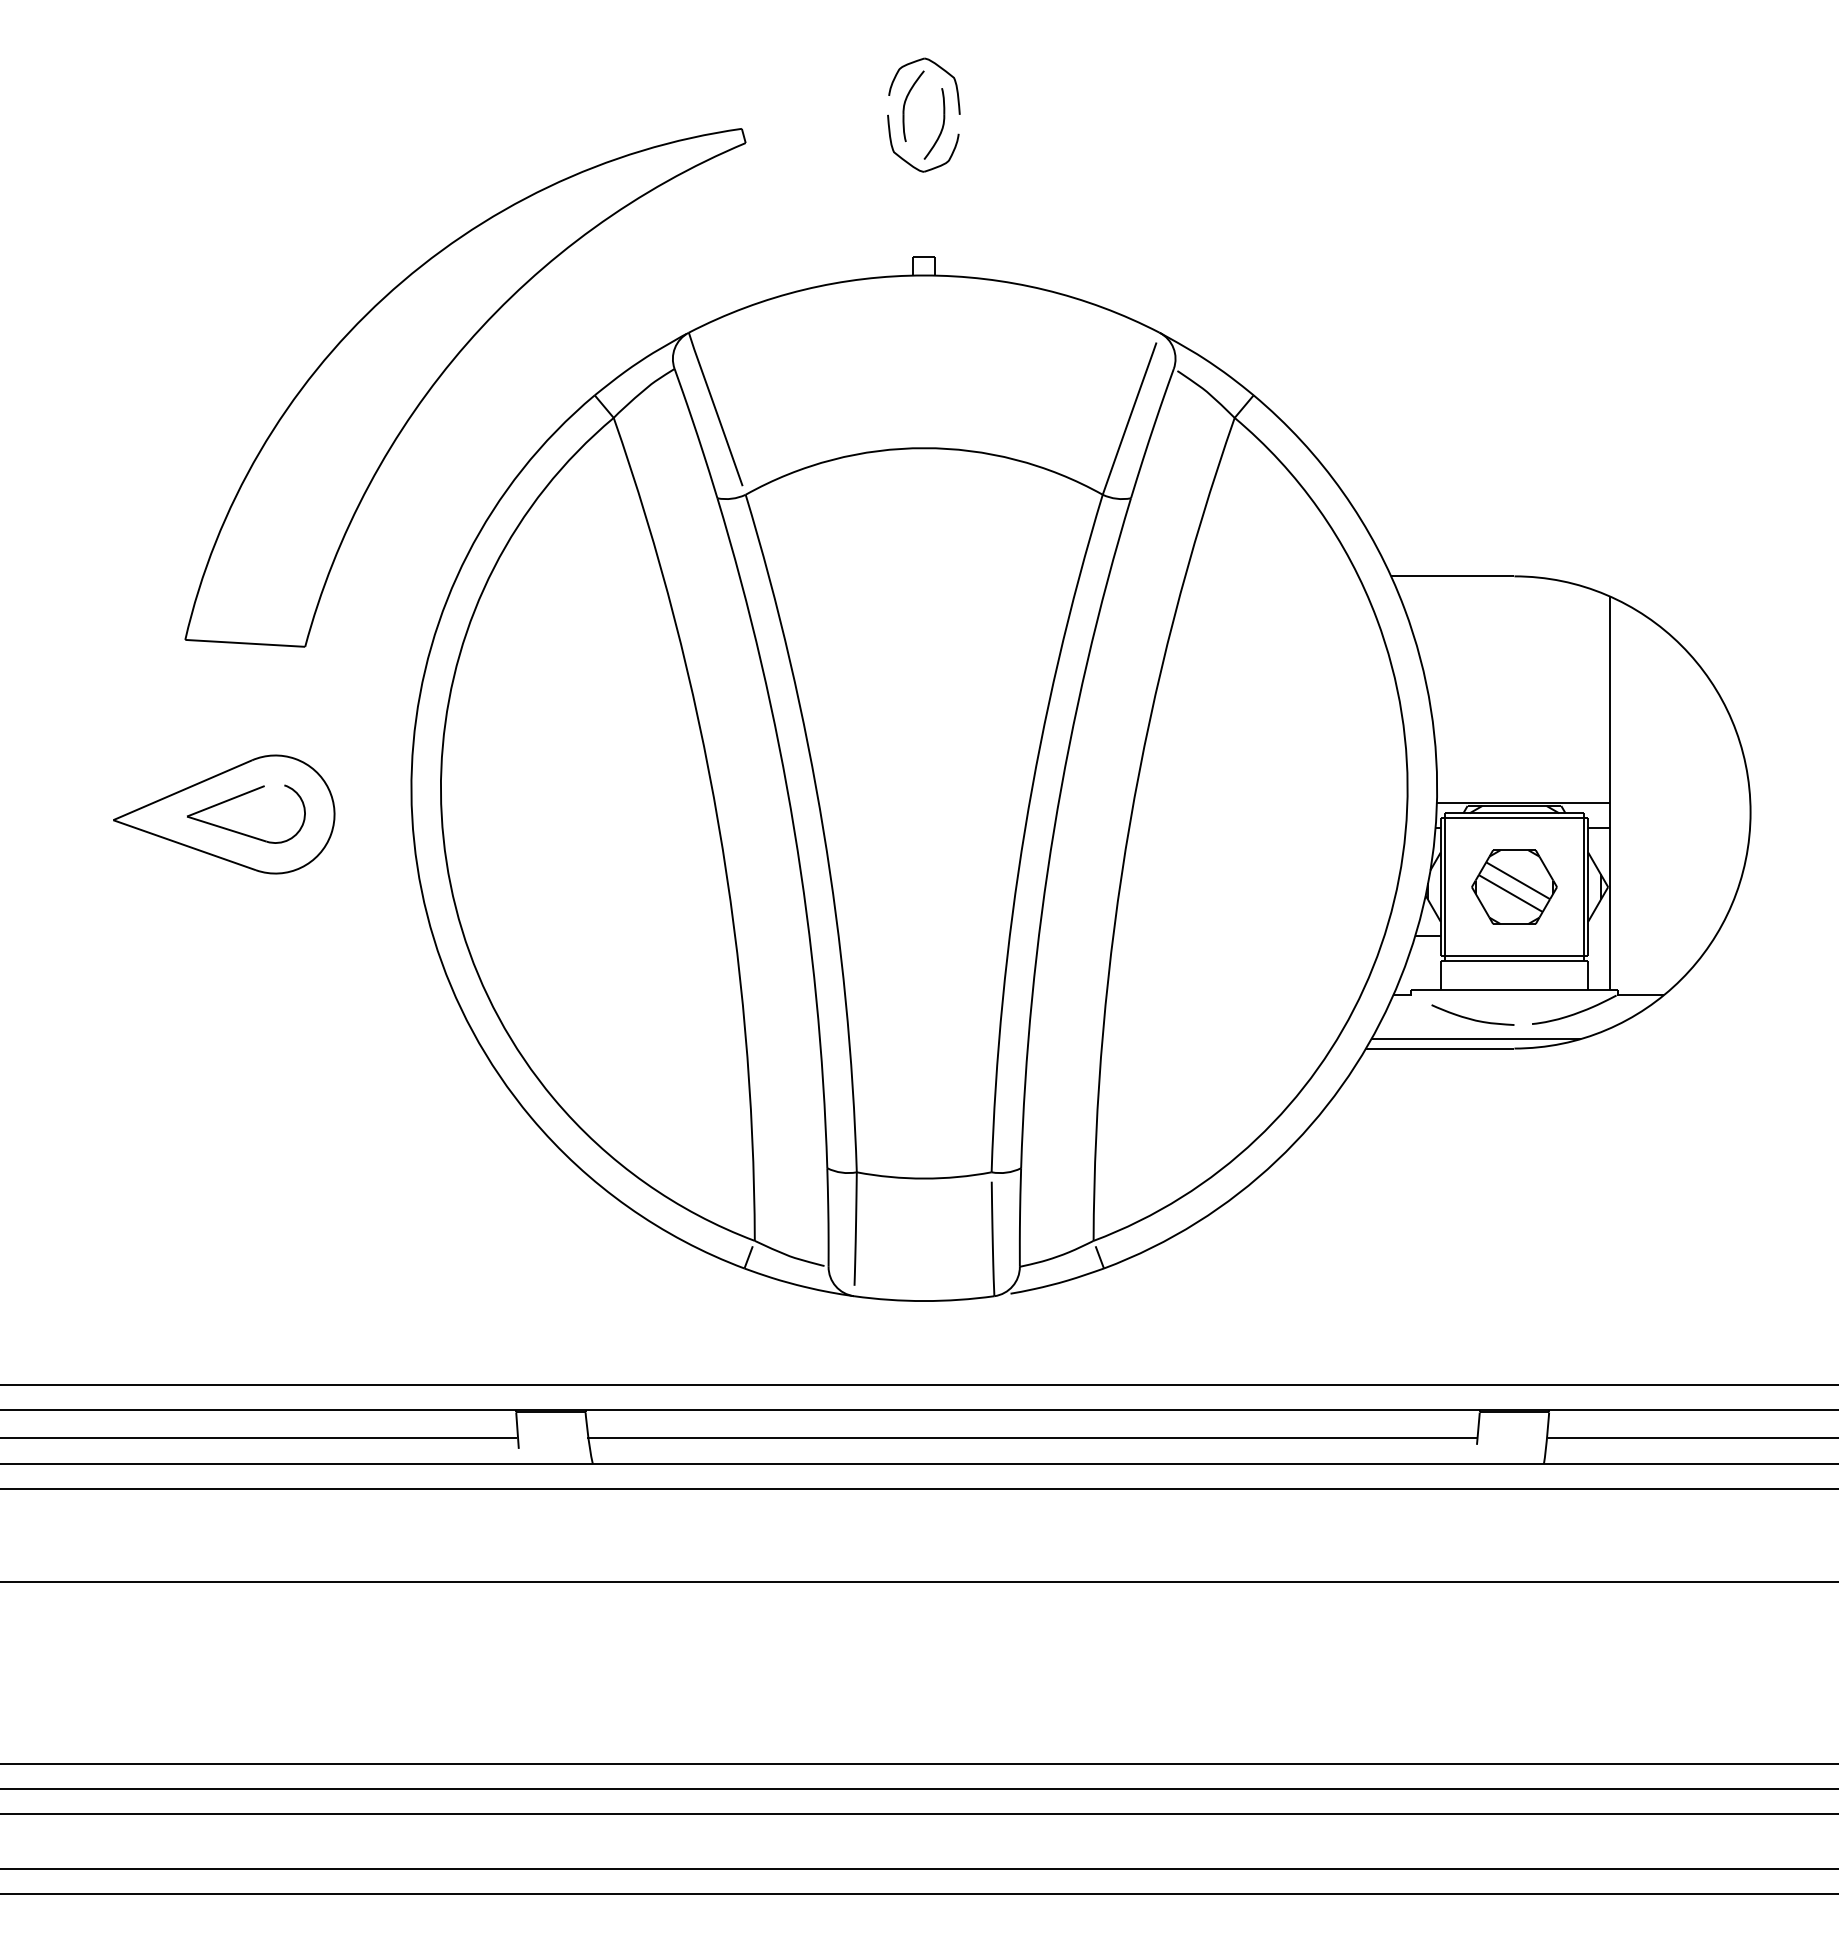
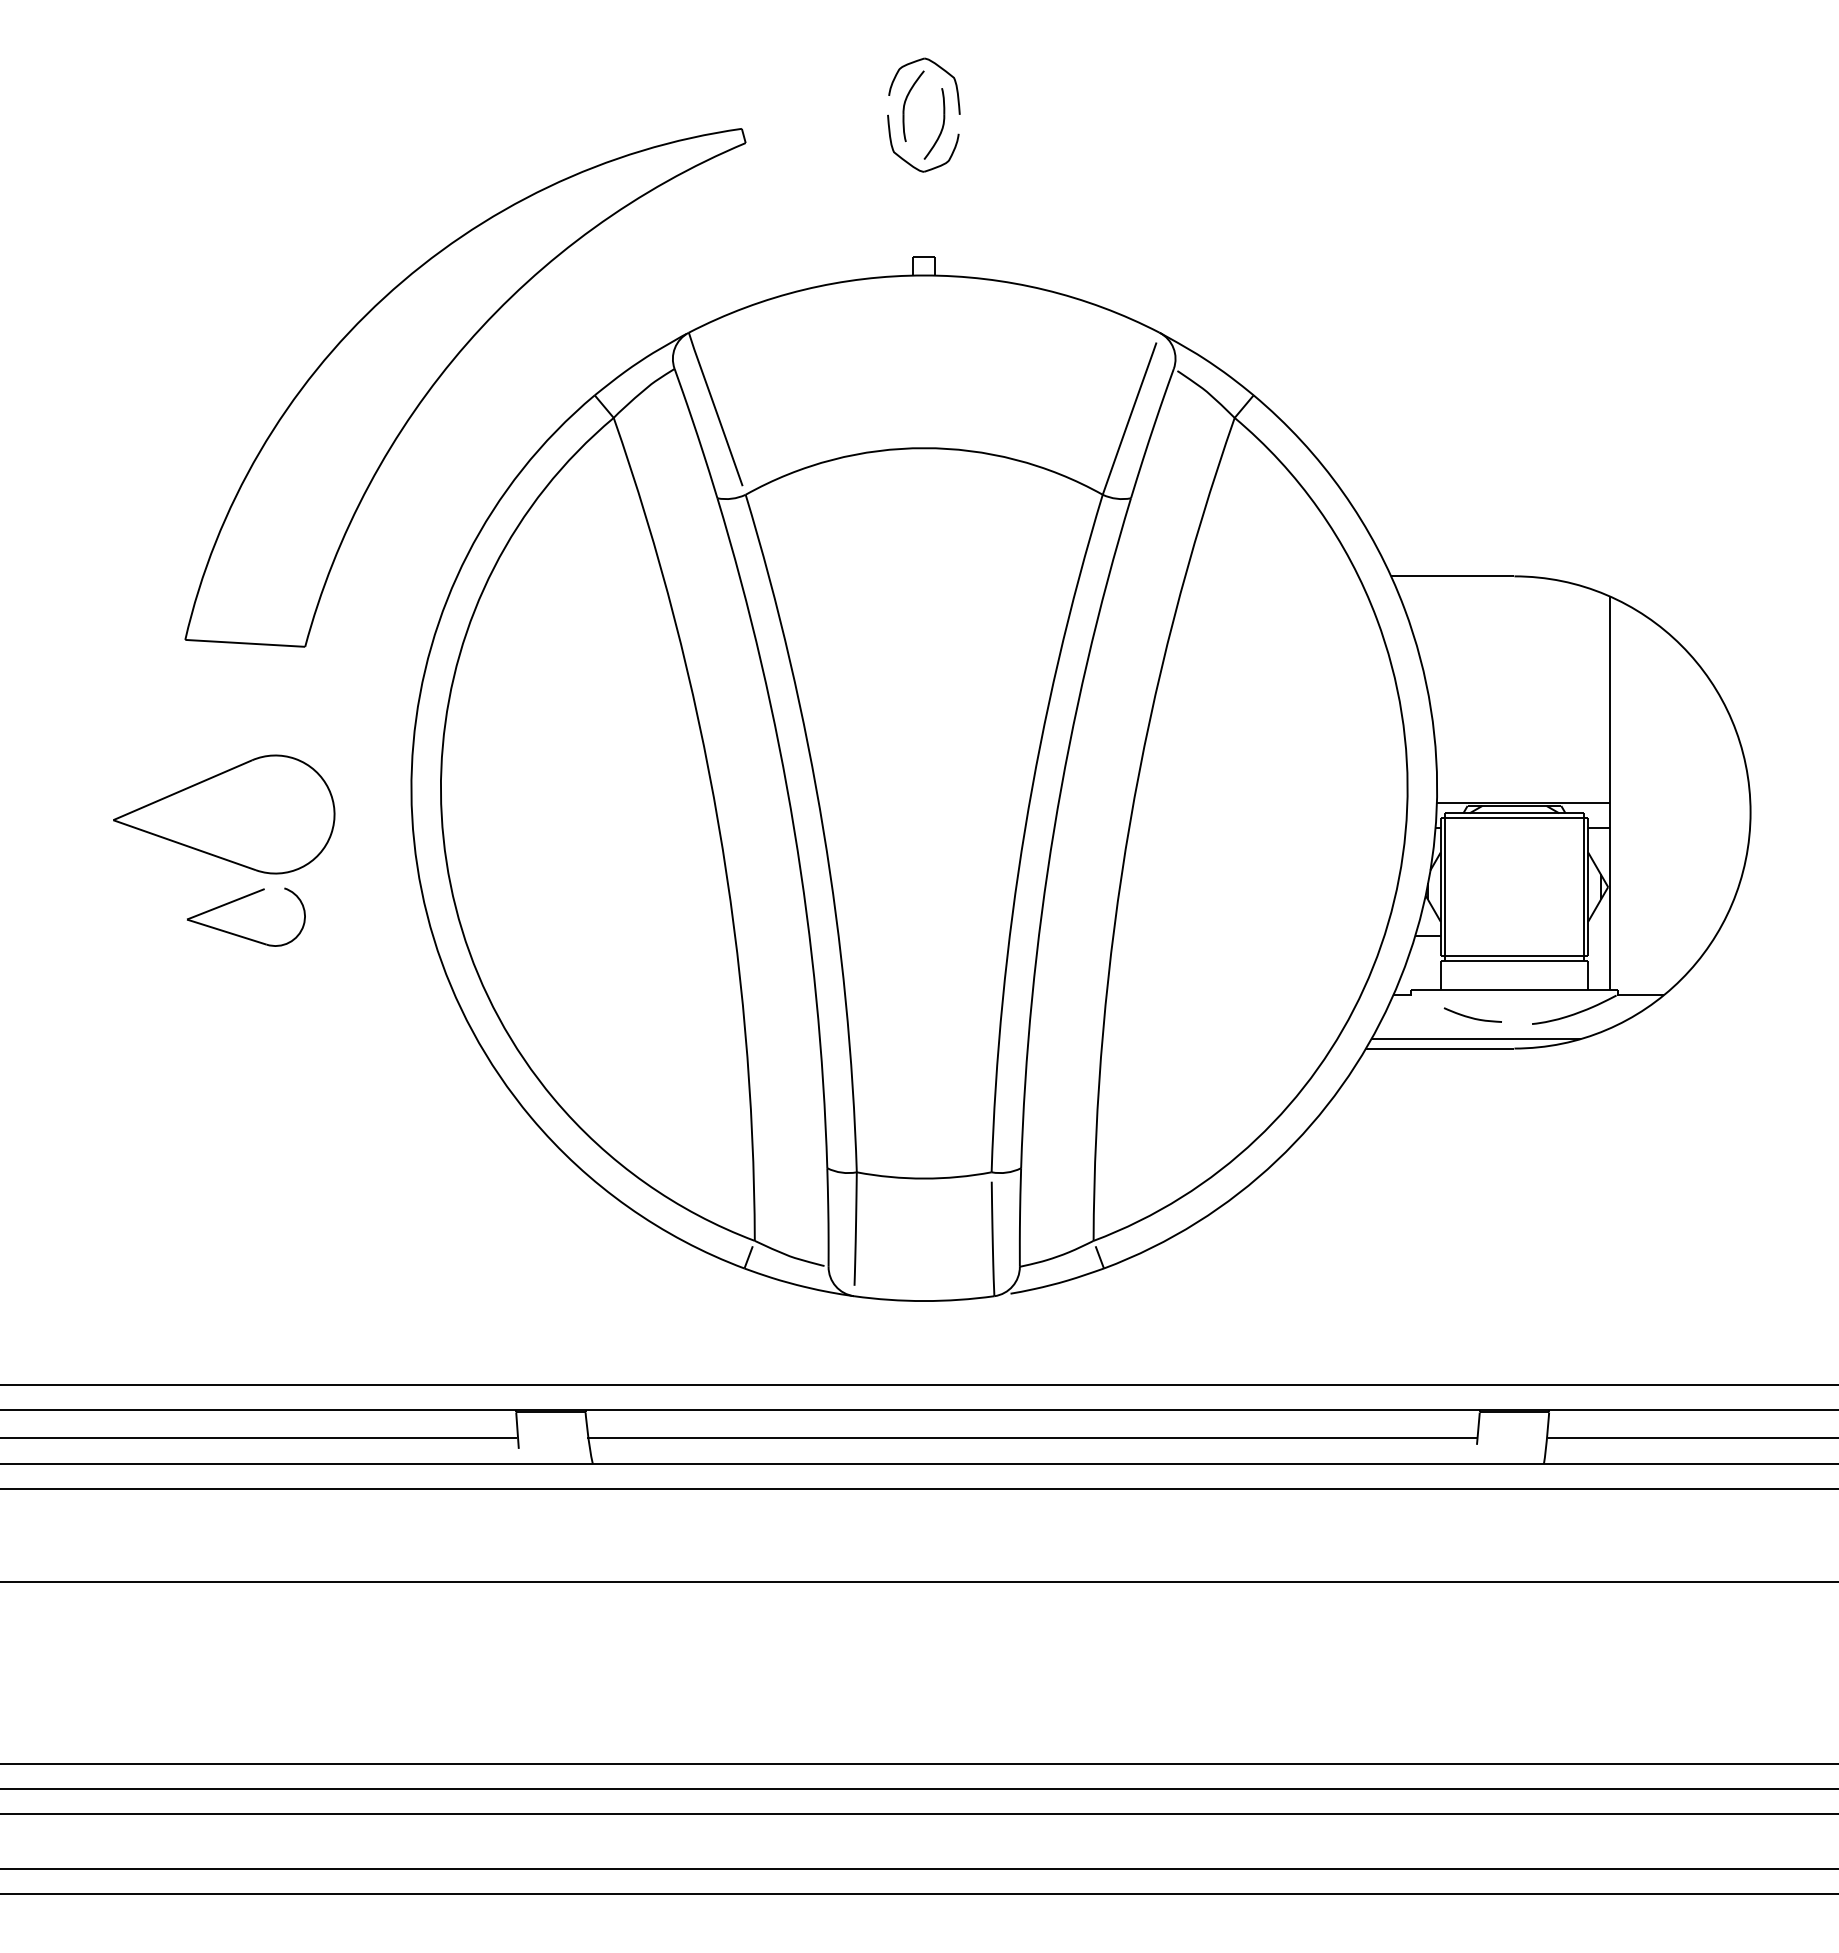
part position: (241, 796) -> (241, 899) (241, 899)
part: present -> none (1514, 886)
part size: 84x22 px -> 59x16 px (1472, 1014)
